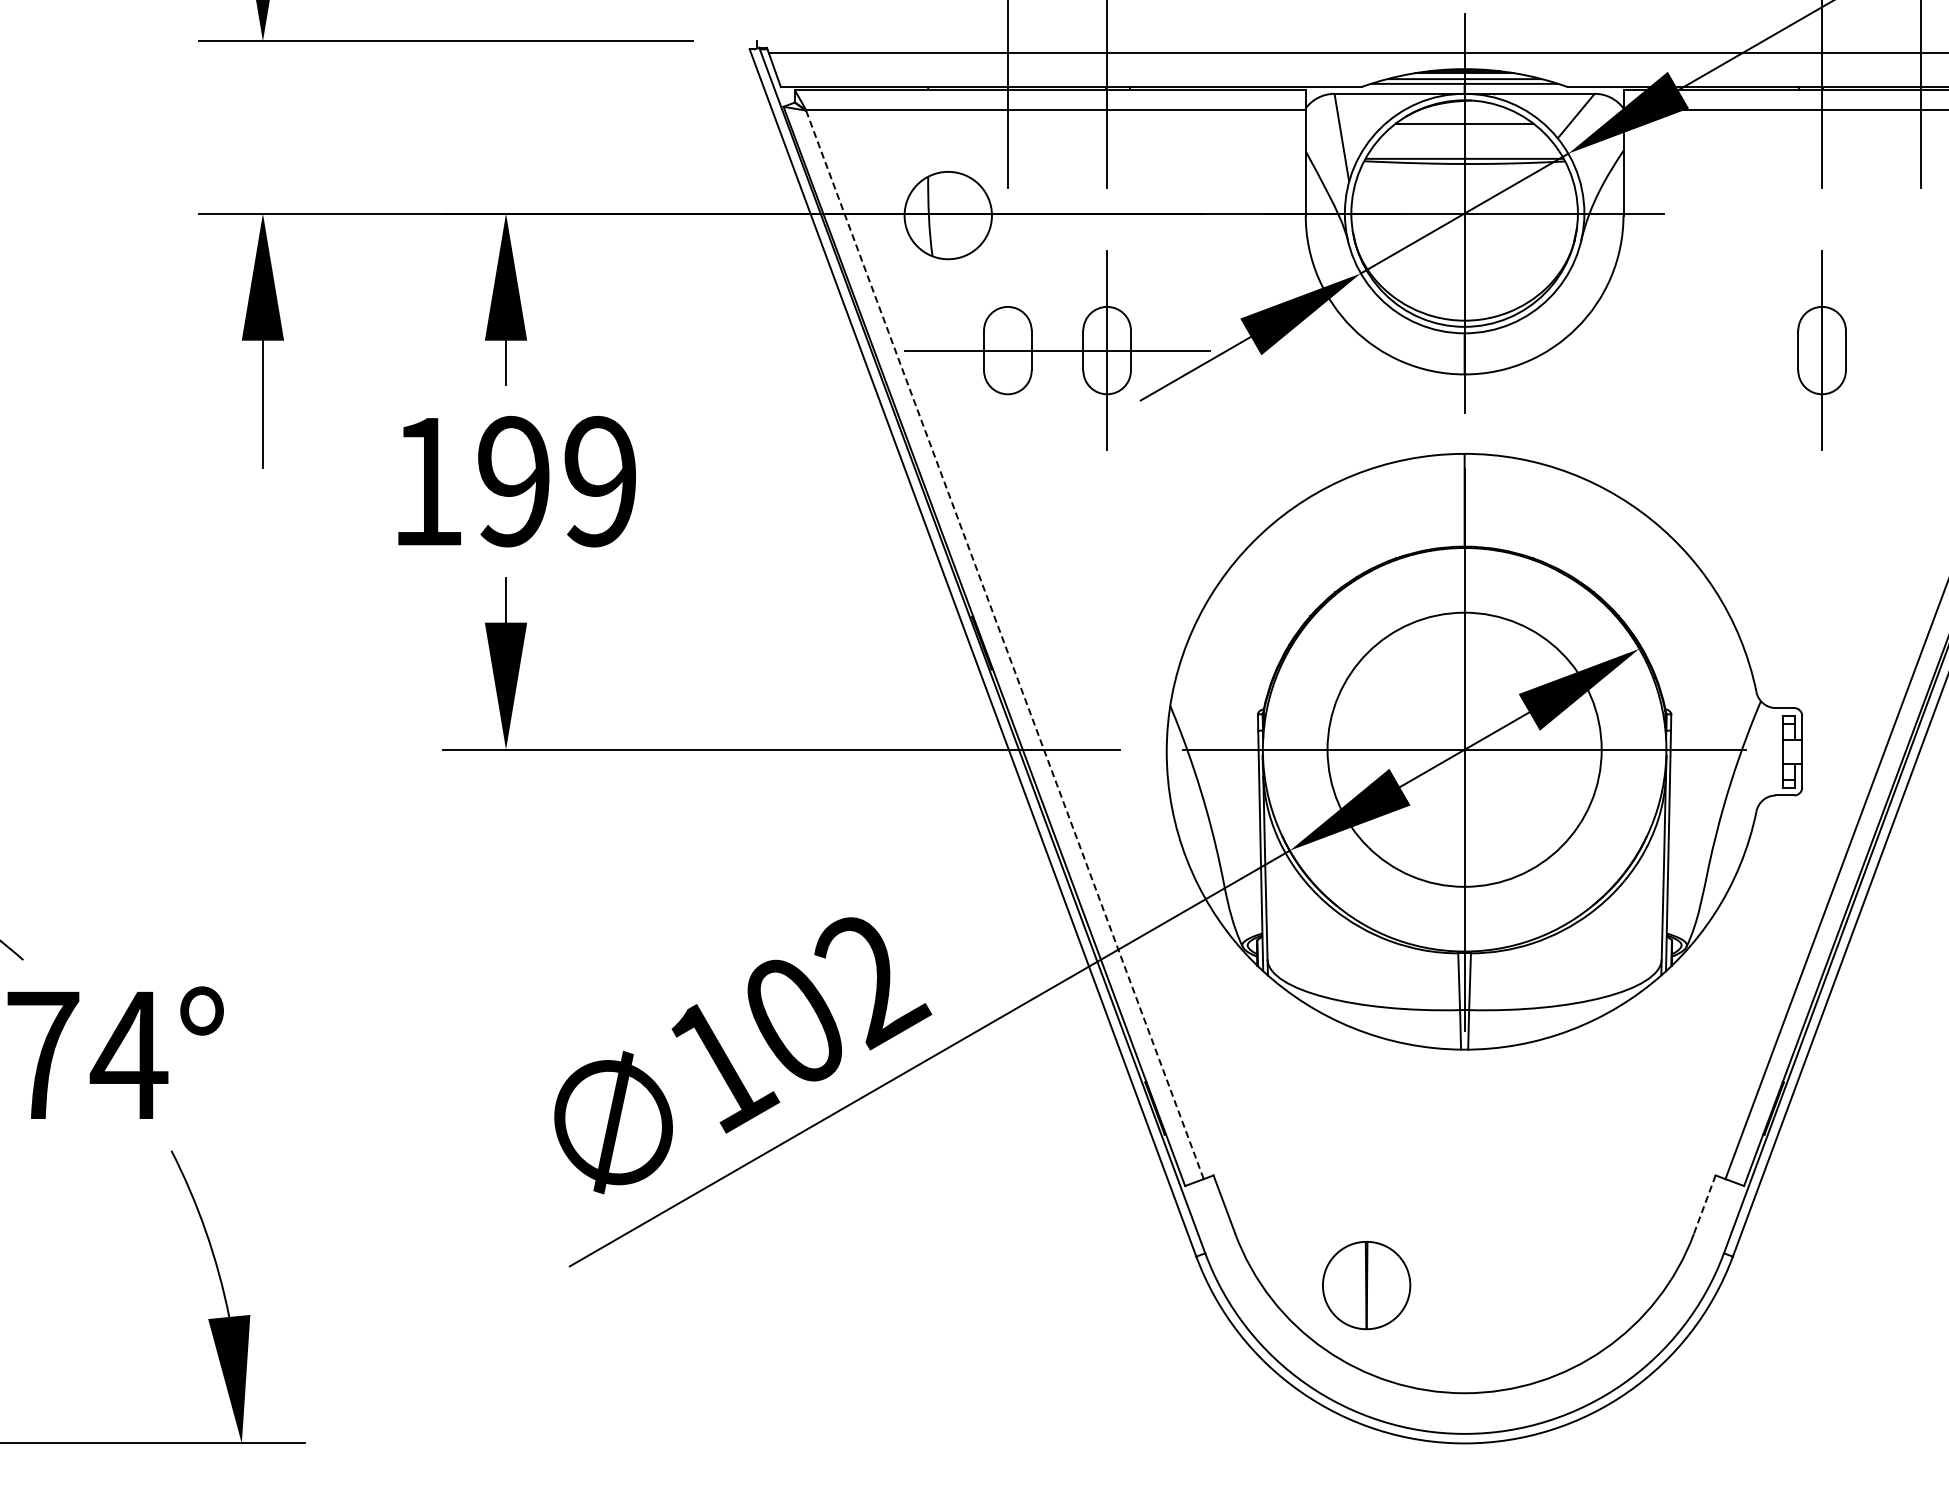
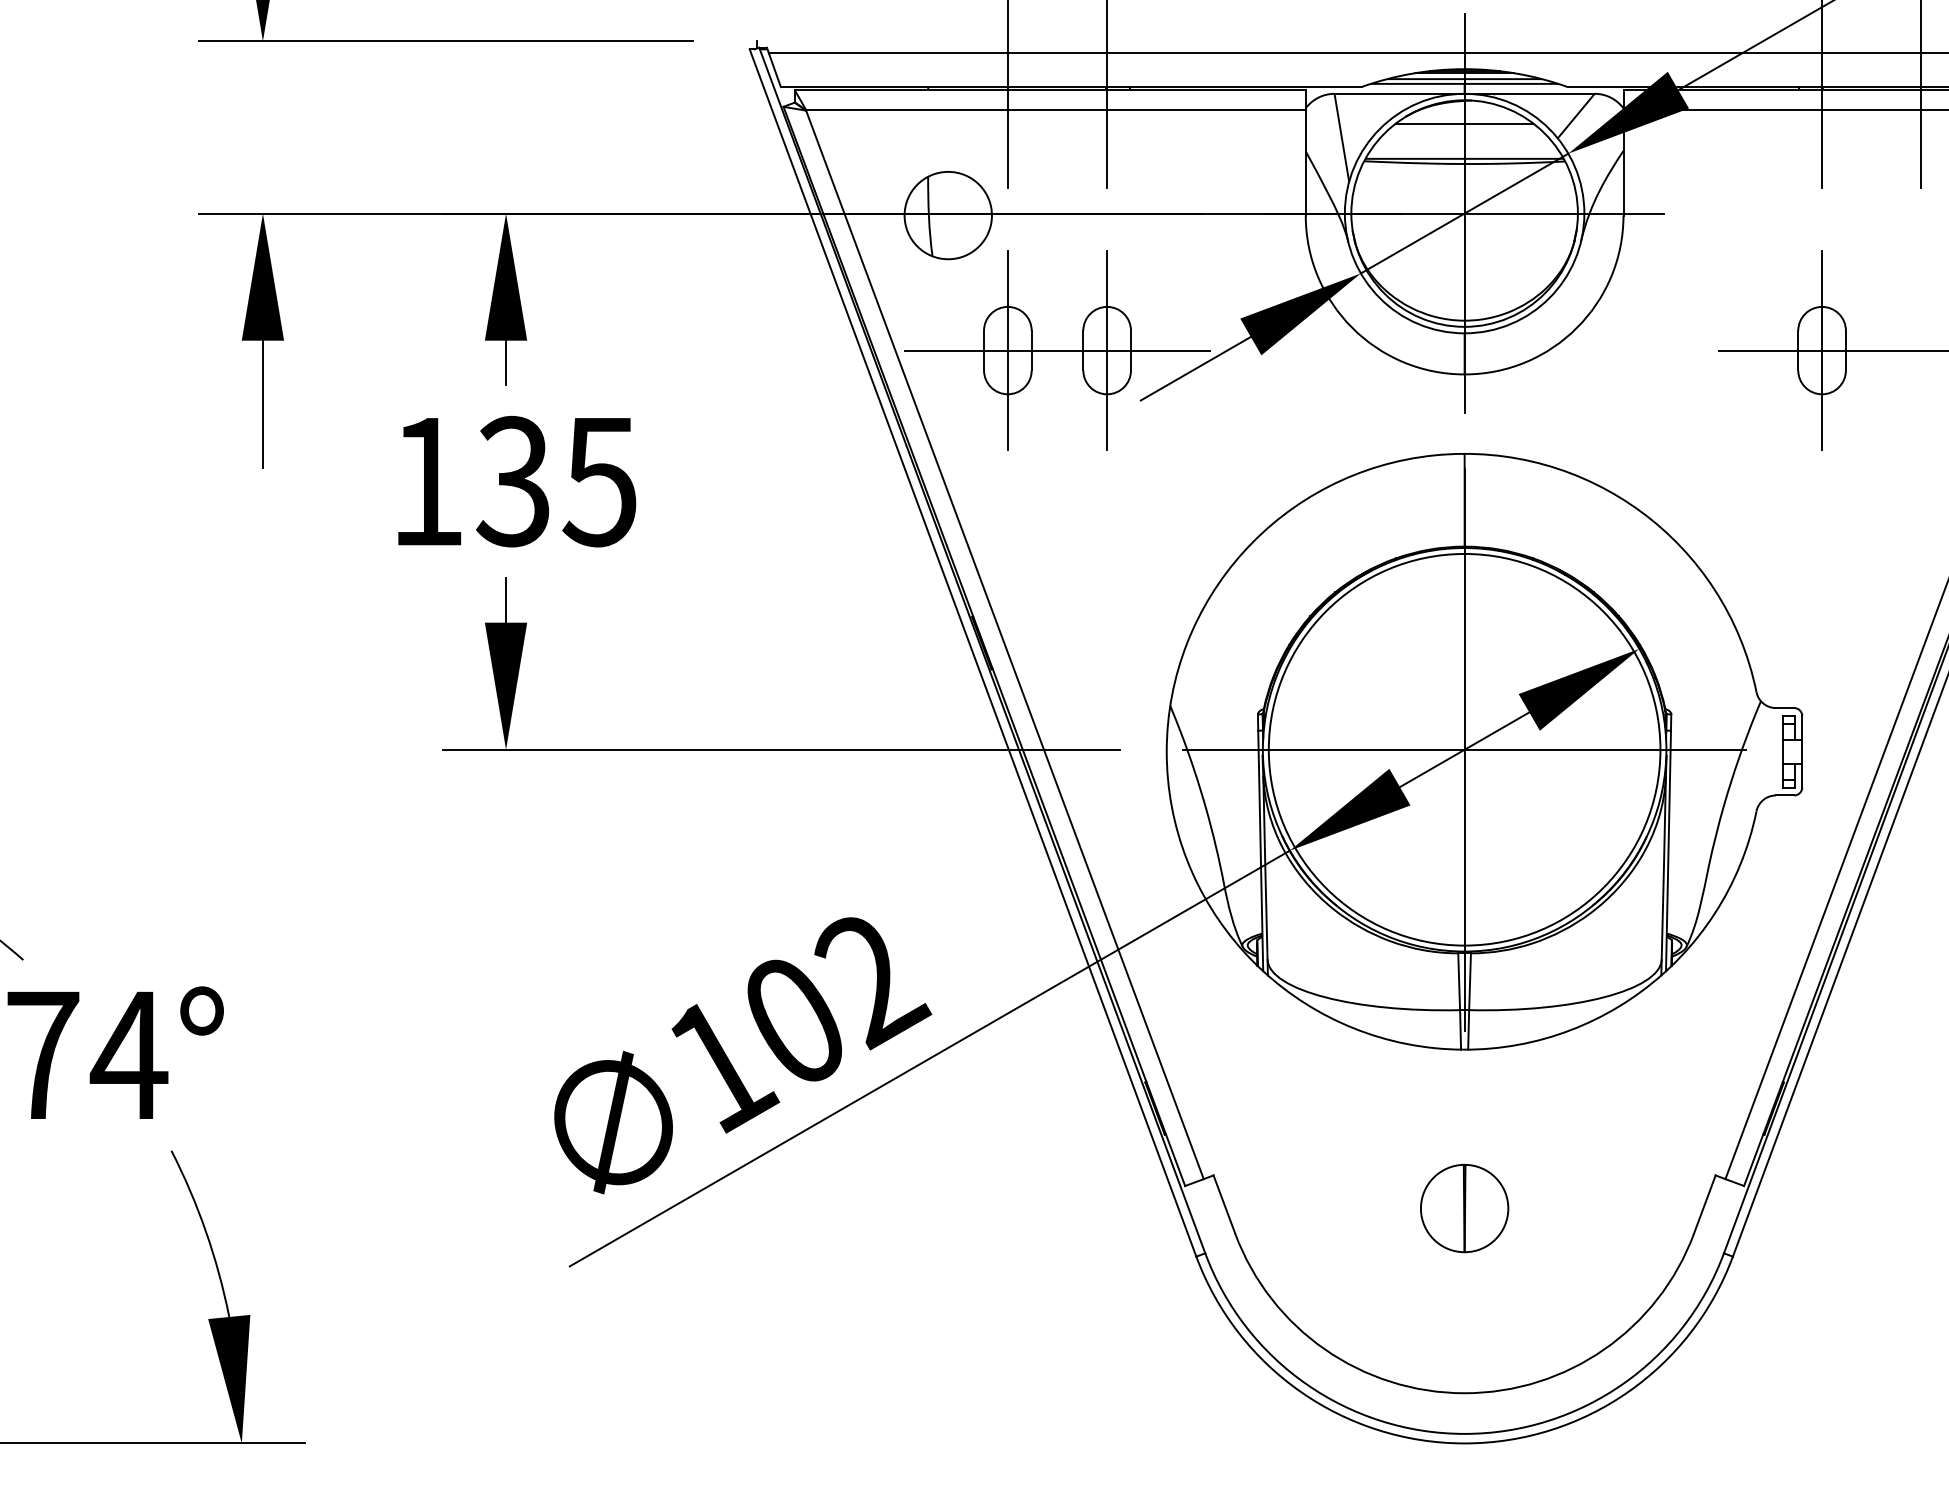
line: none -> present (1007, 350)
line: none -> present (1831, 350)
text: 199 -> 135 (556, 481)
line: dashed -> solid (1005, 645)
circle diameter: 274 px -> 392 px (1464, 749)
line: dashed -> solid (1704, 1205)
part position: (1366, 1285) -> (1464, 1208) (1464, 1208)
